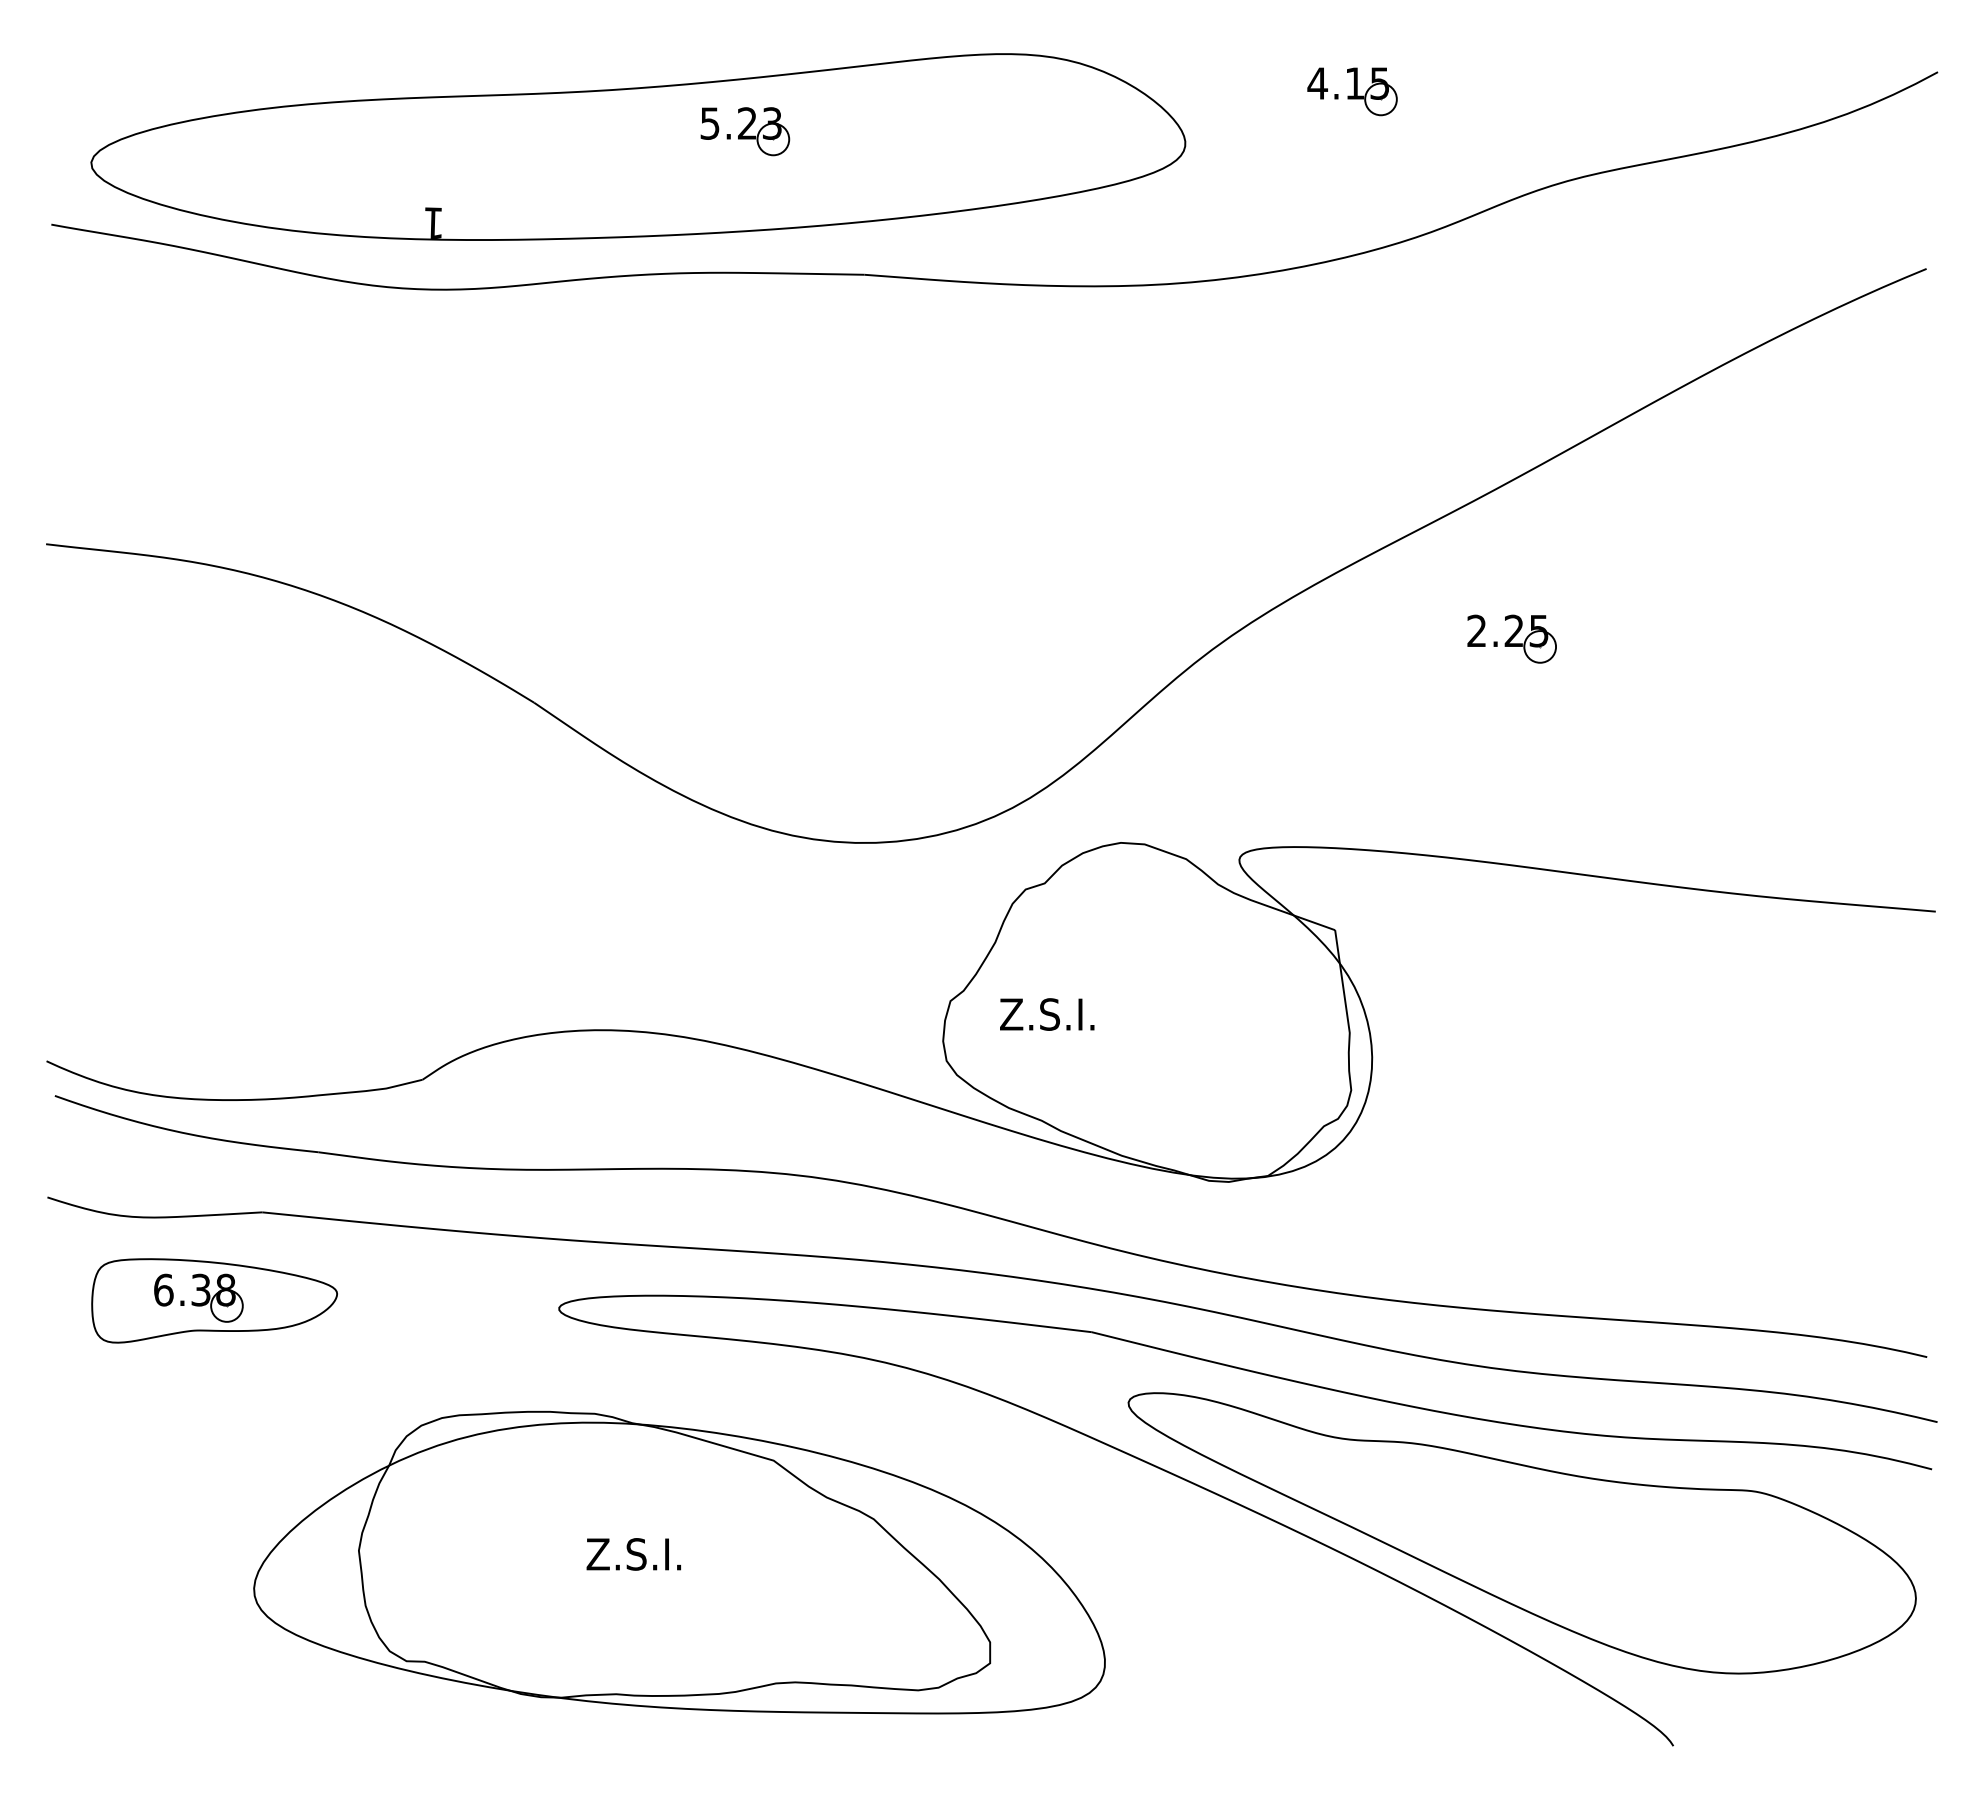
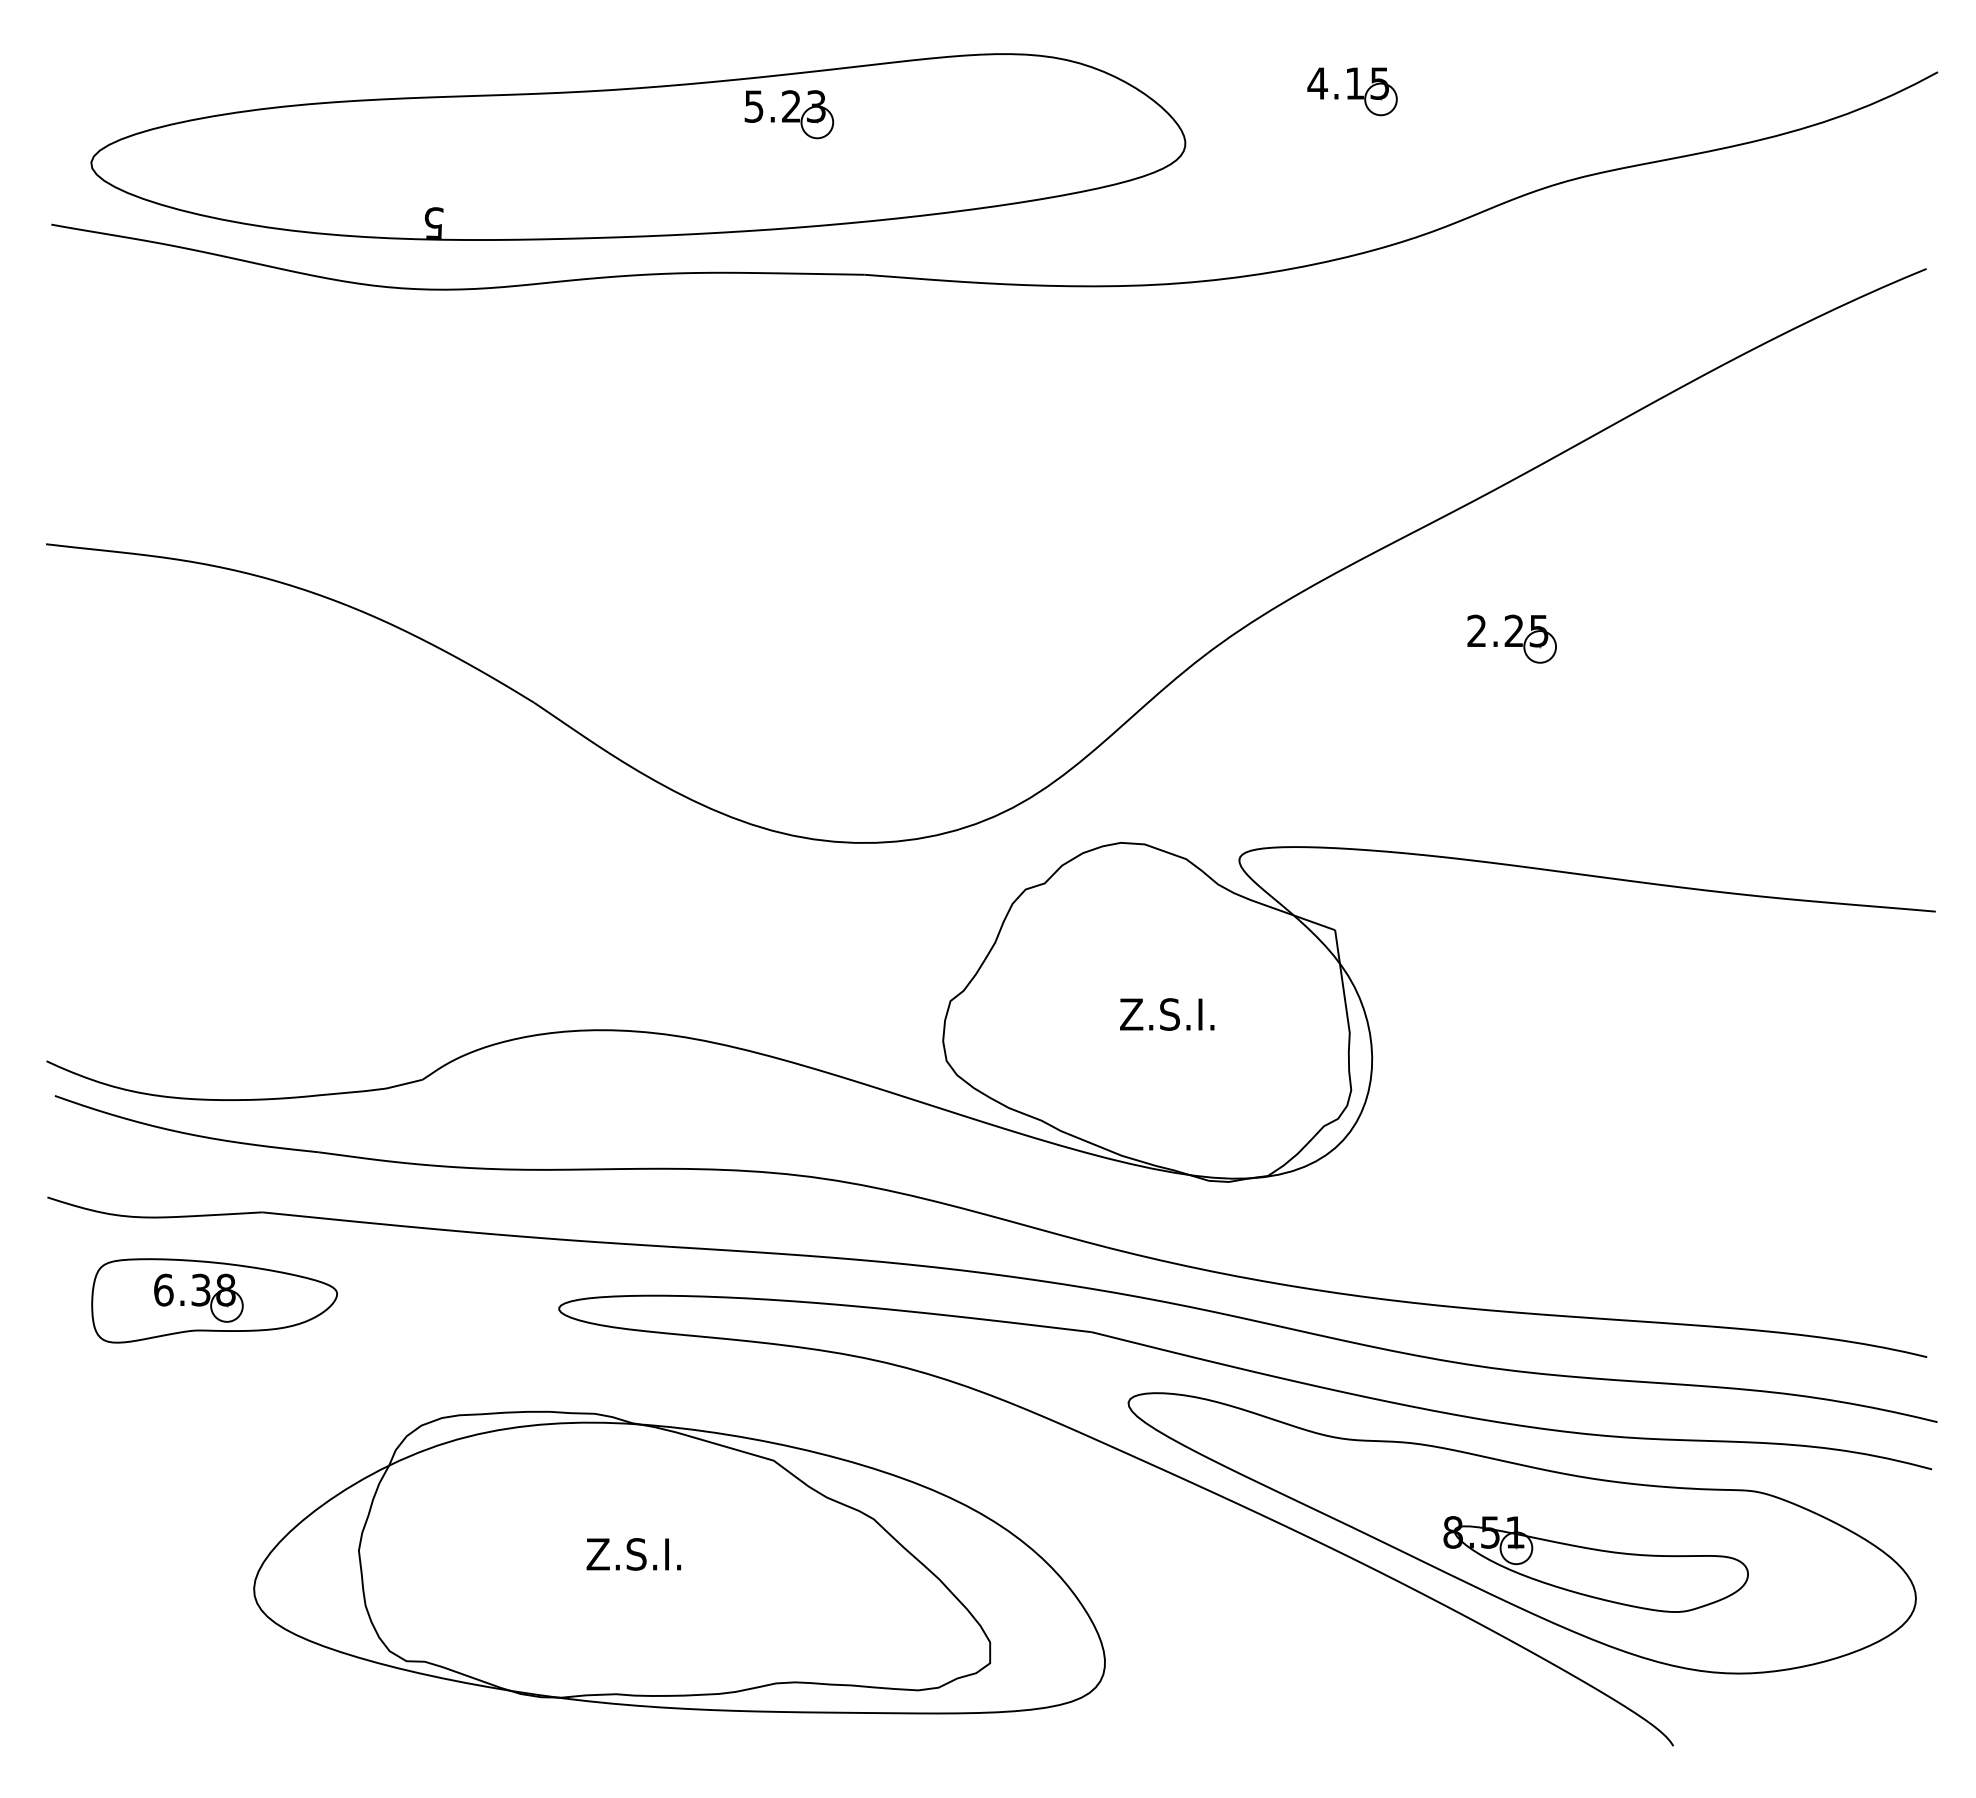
part position: (745, 131) -> (789, 114) (789, 114)
text: 1 -> 5 (433, 222)
text position: (1047, 1014) -> (1167, 1014) (1167, 1014)
part: none -> present (1595, 1564)
